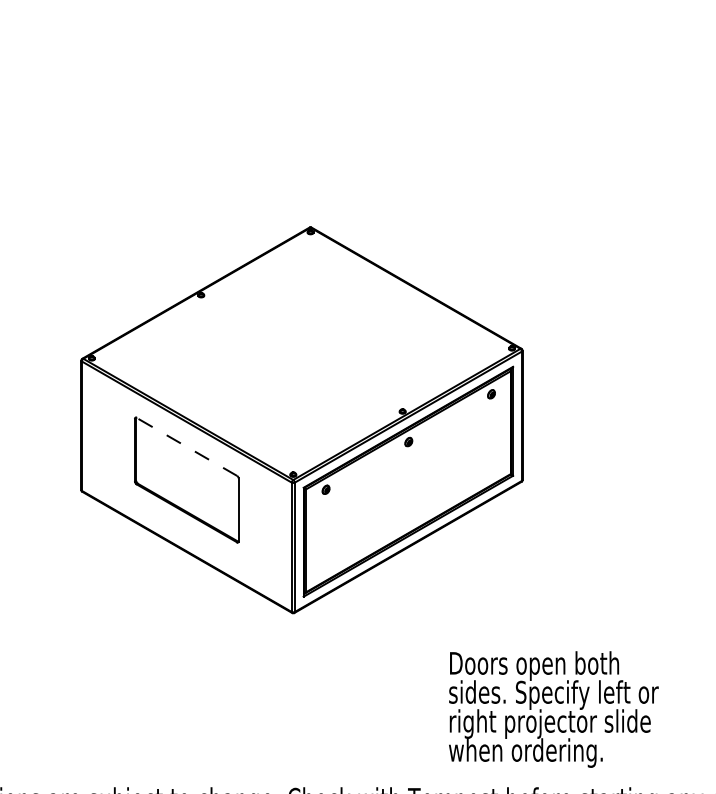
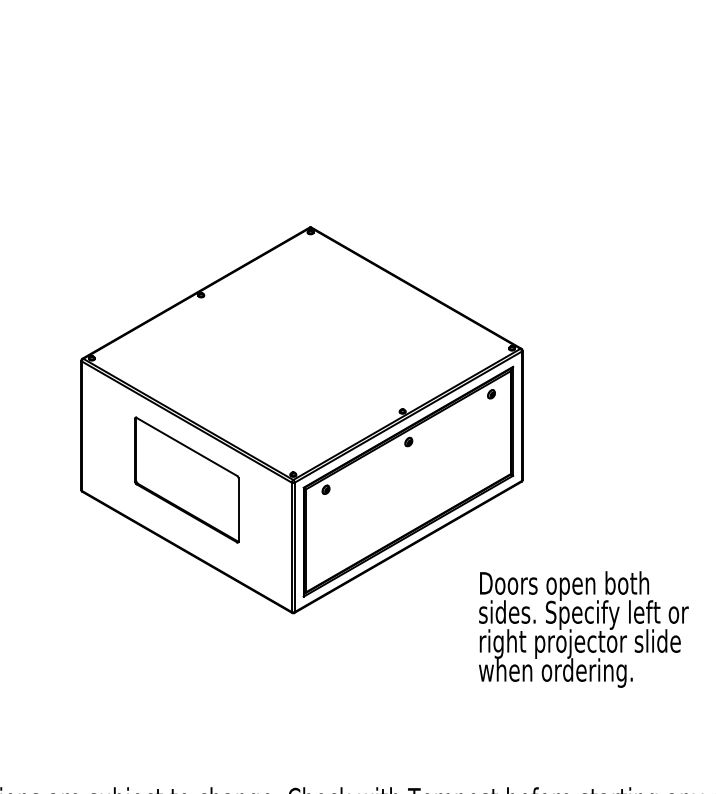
line: dashed -> solid (186, 446)
text position: (553, 709) -> (583, 629) (583, 629)
